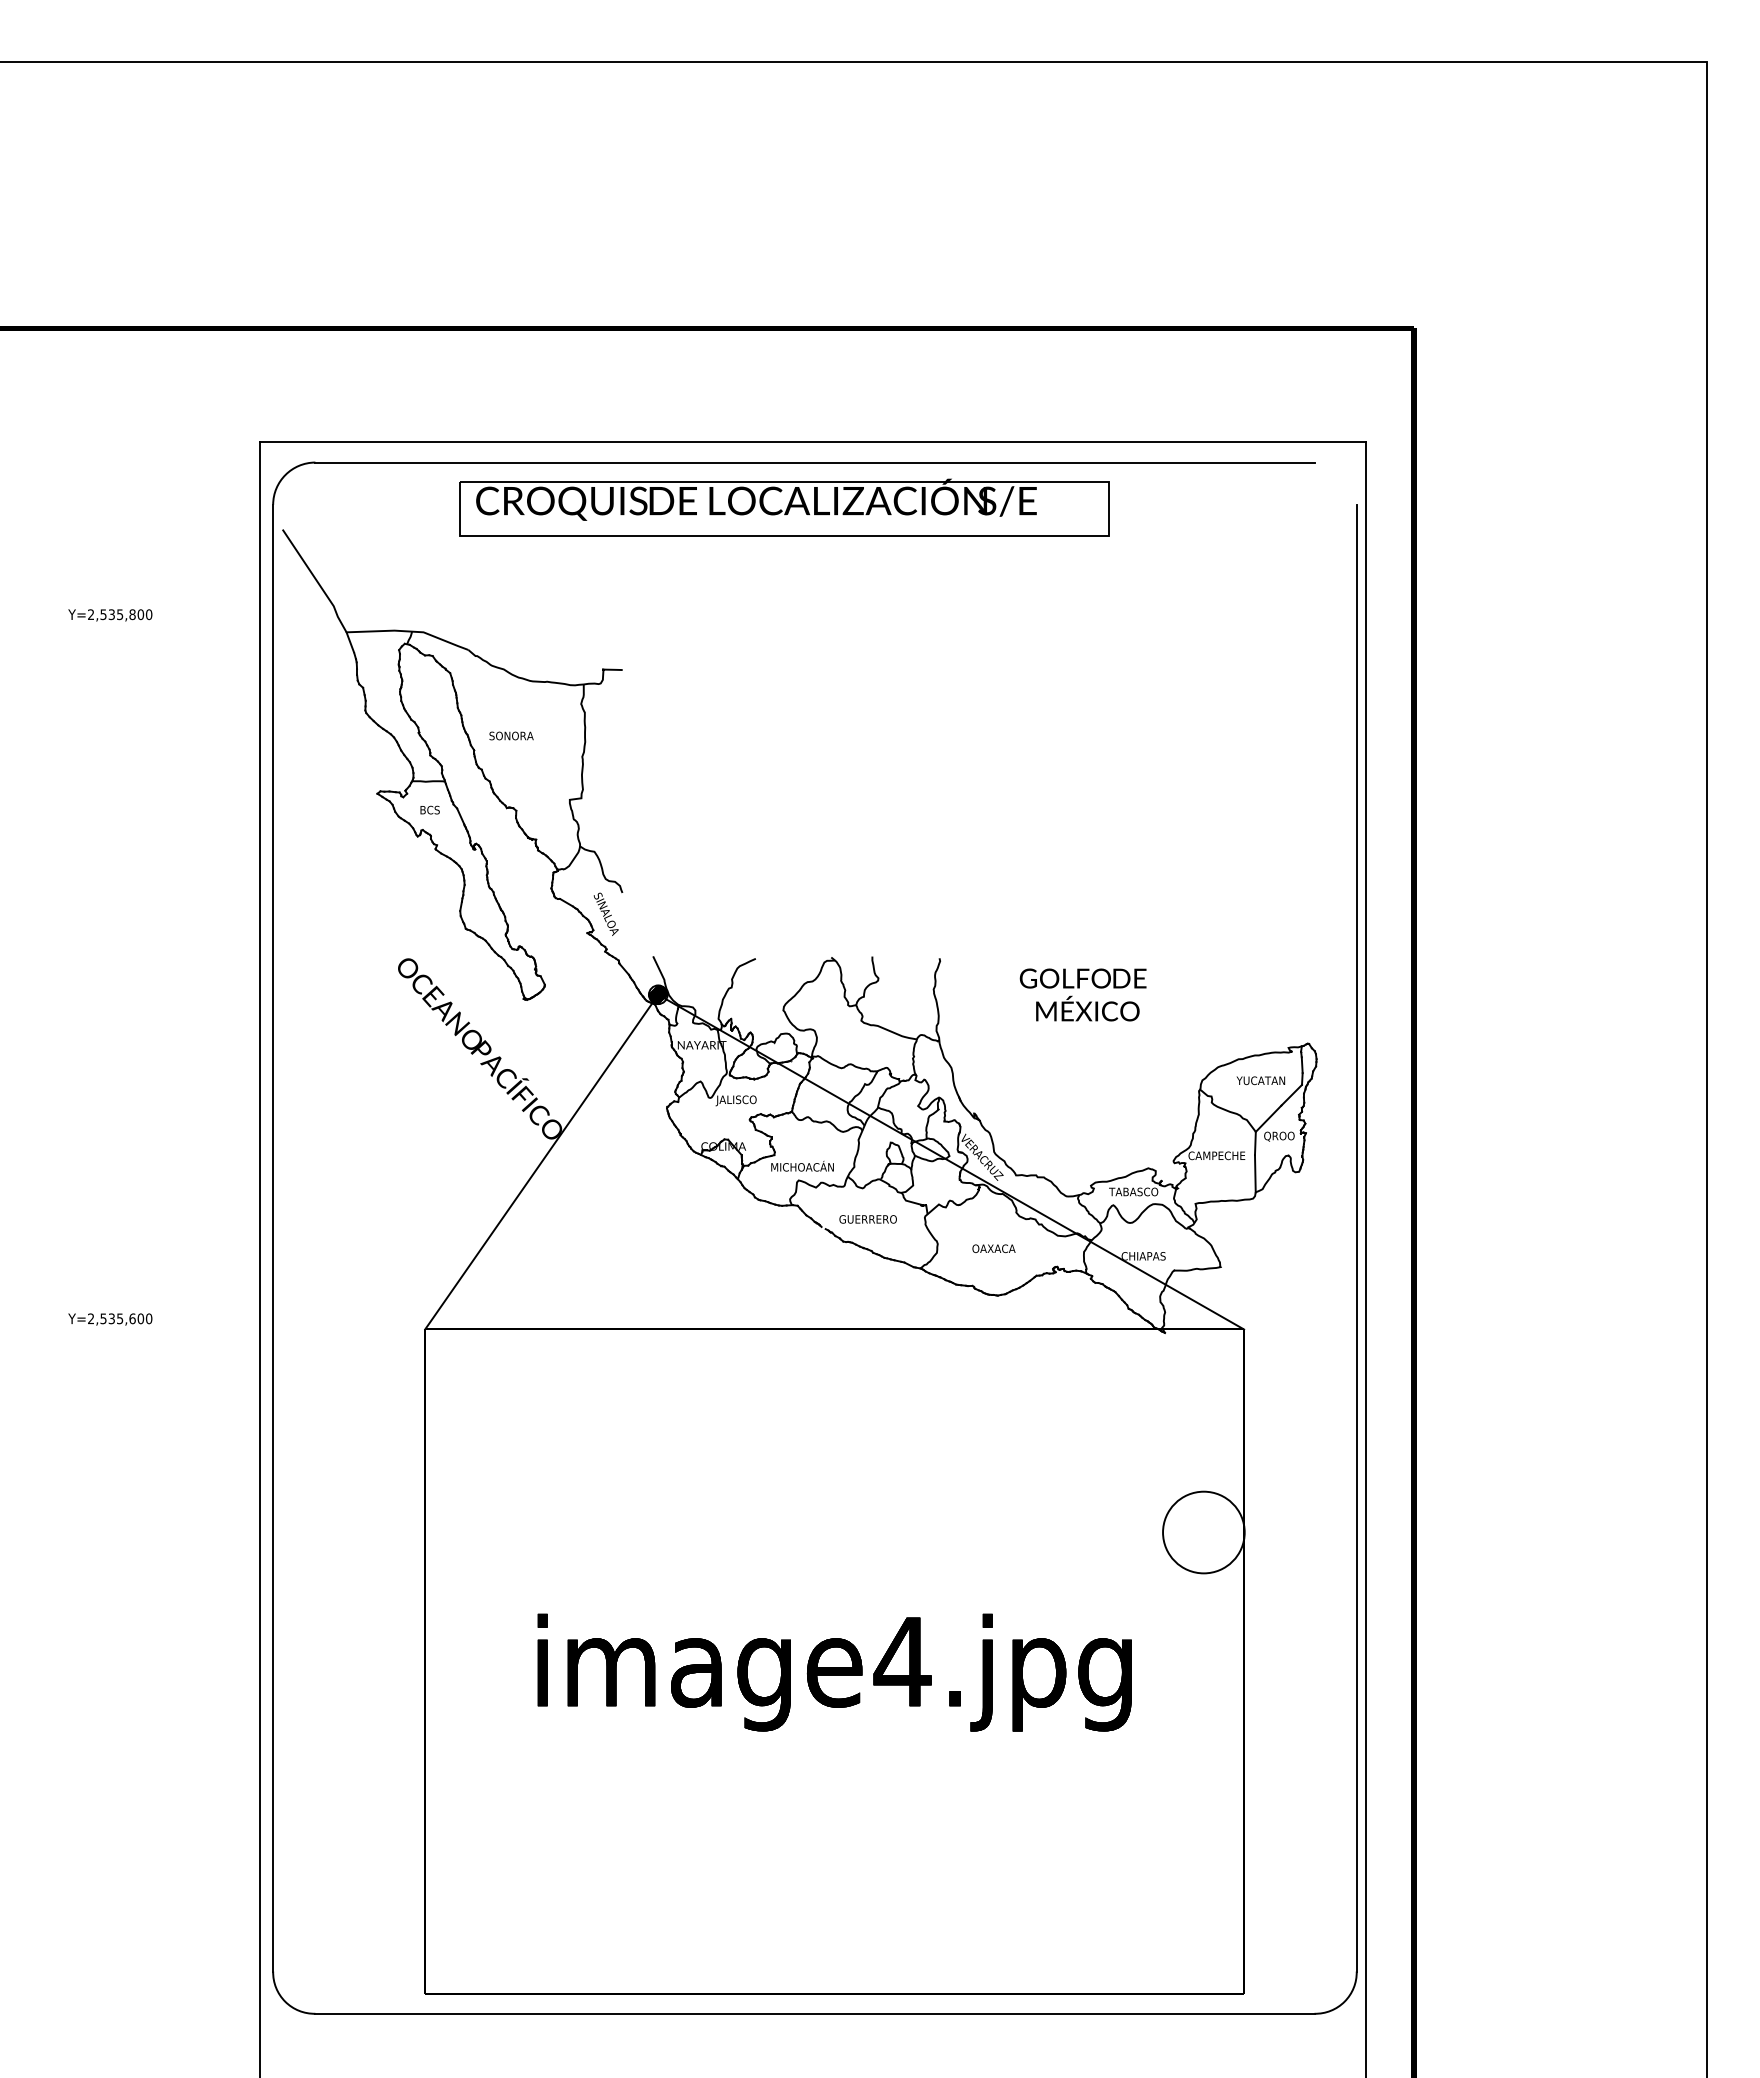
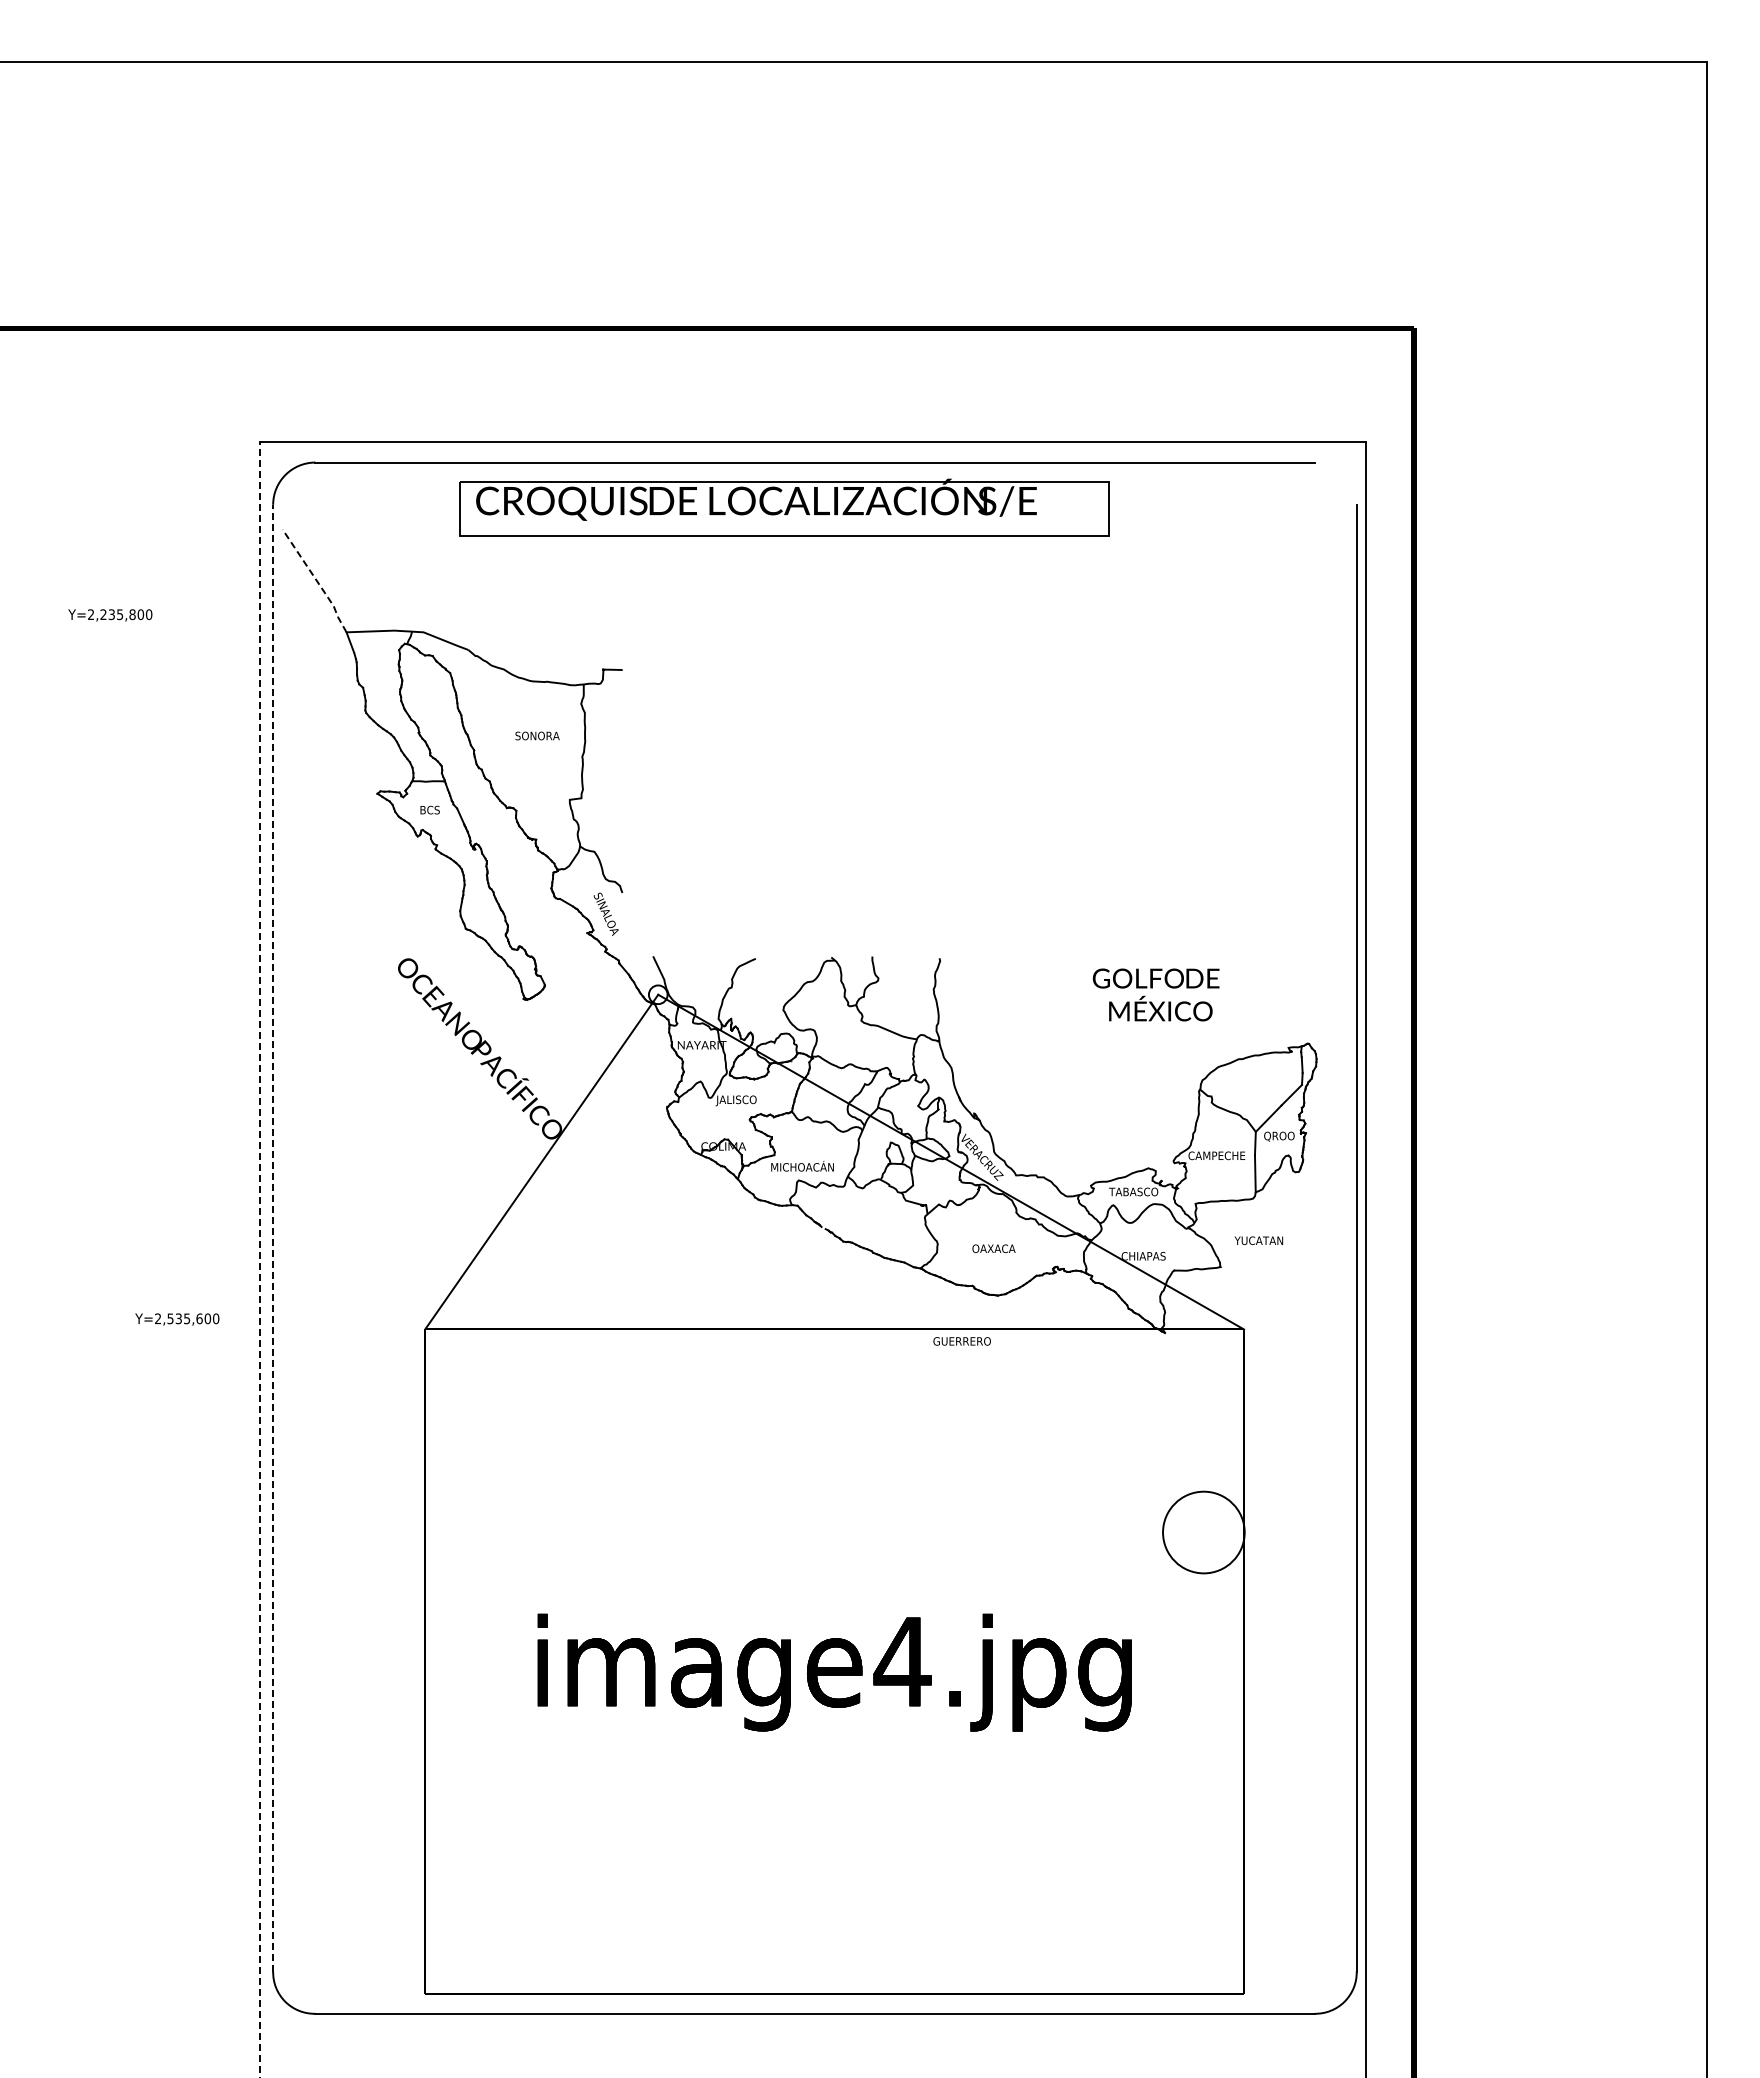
line: solid -> dashed (316, 580)
text: Y=2,535,800 -> Y=2,235,800 (103, 614)
text position: (511, 735) -> (537, 735) (537, 735)
hatch: present -> none (657, 994)
text position: (1082, 994) -> (1155, 994) (1155, 994)
text position: (1260, 1080) -> (1258, 1240) (1258, 1240)
text position: (867, 1219) -> (961, 1341) (961, 1341)
line: solid -> dashed (273, 1237)
line: solid -> dashed (259, 1259)
text position: (110, 1319) -> (177, 1319) (177, 1319)
